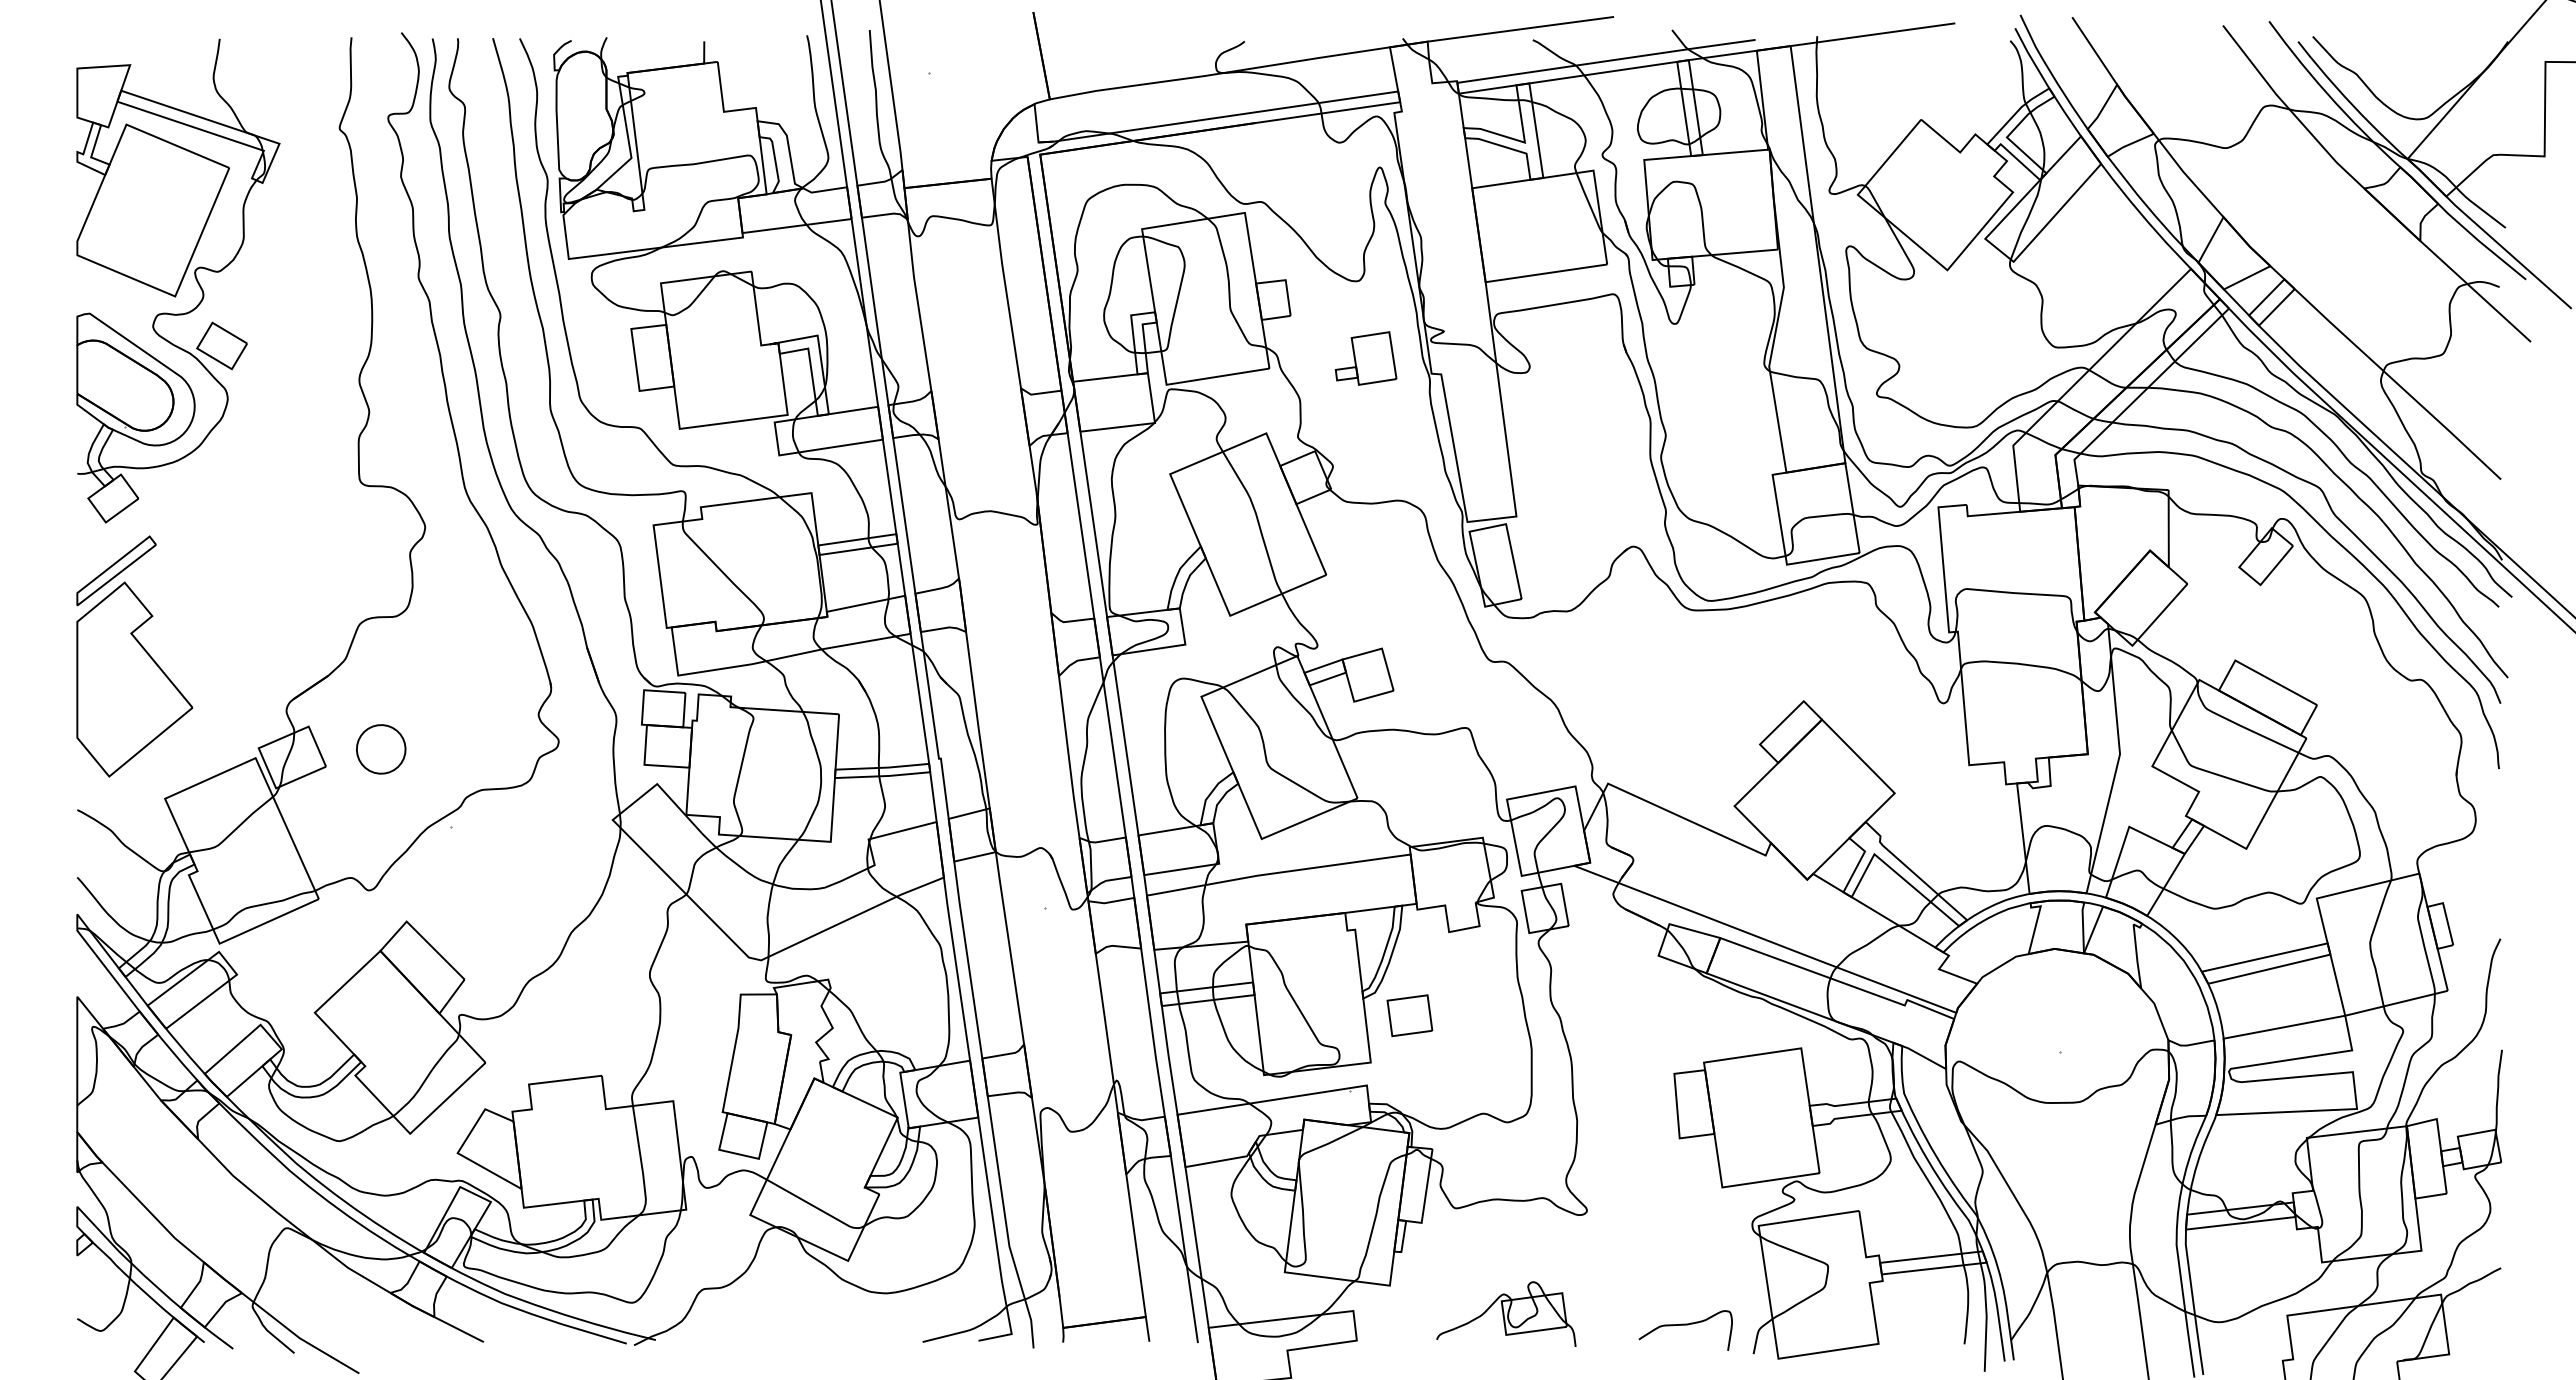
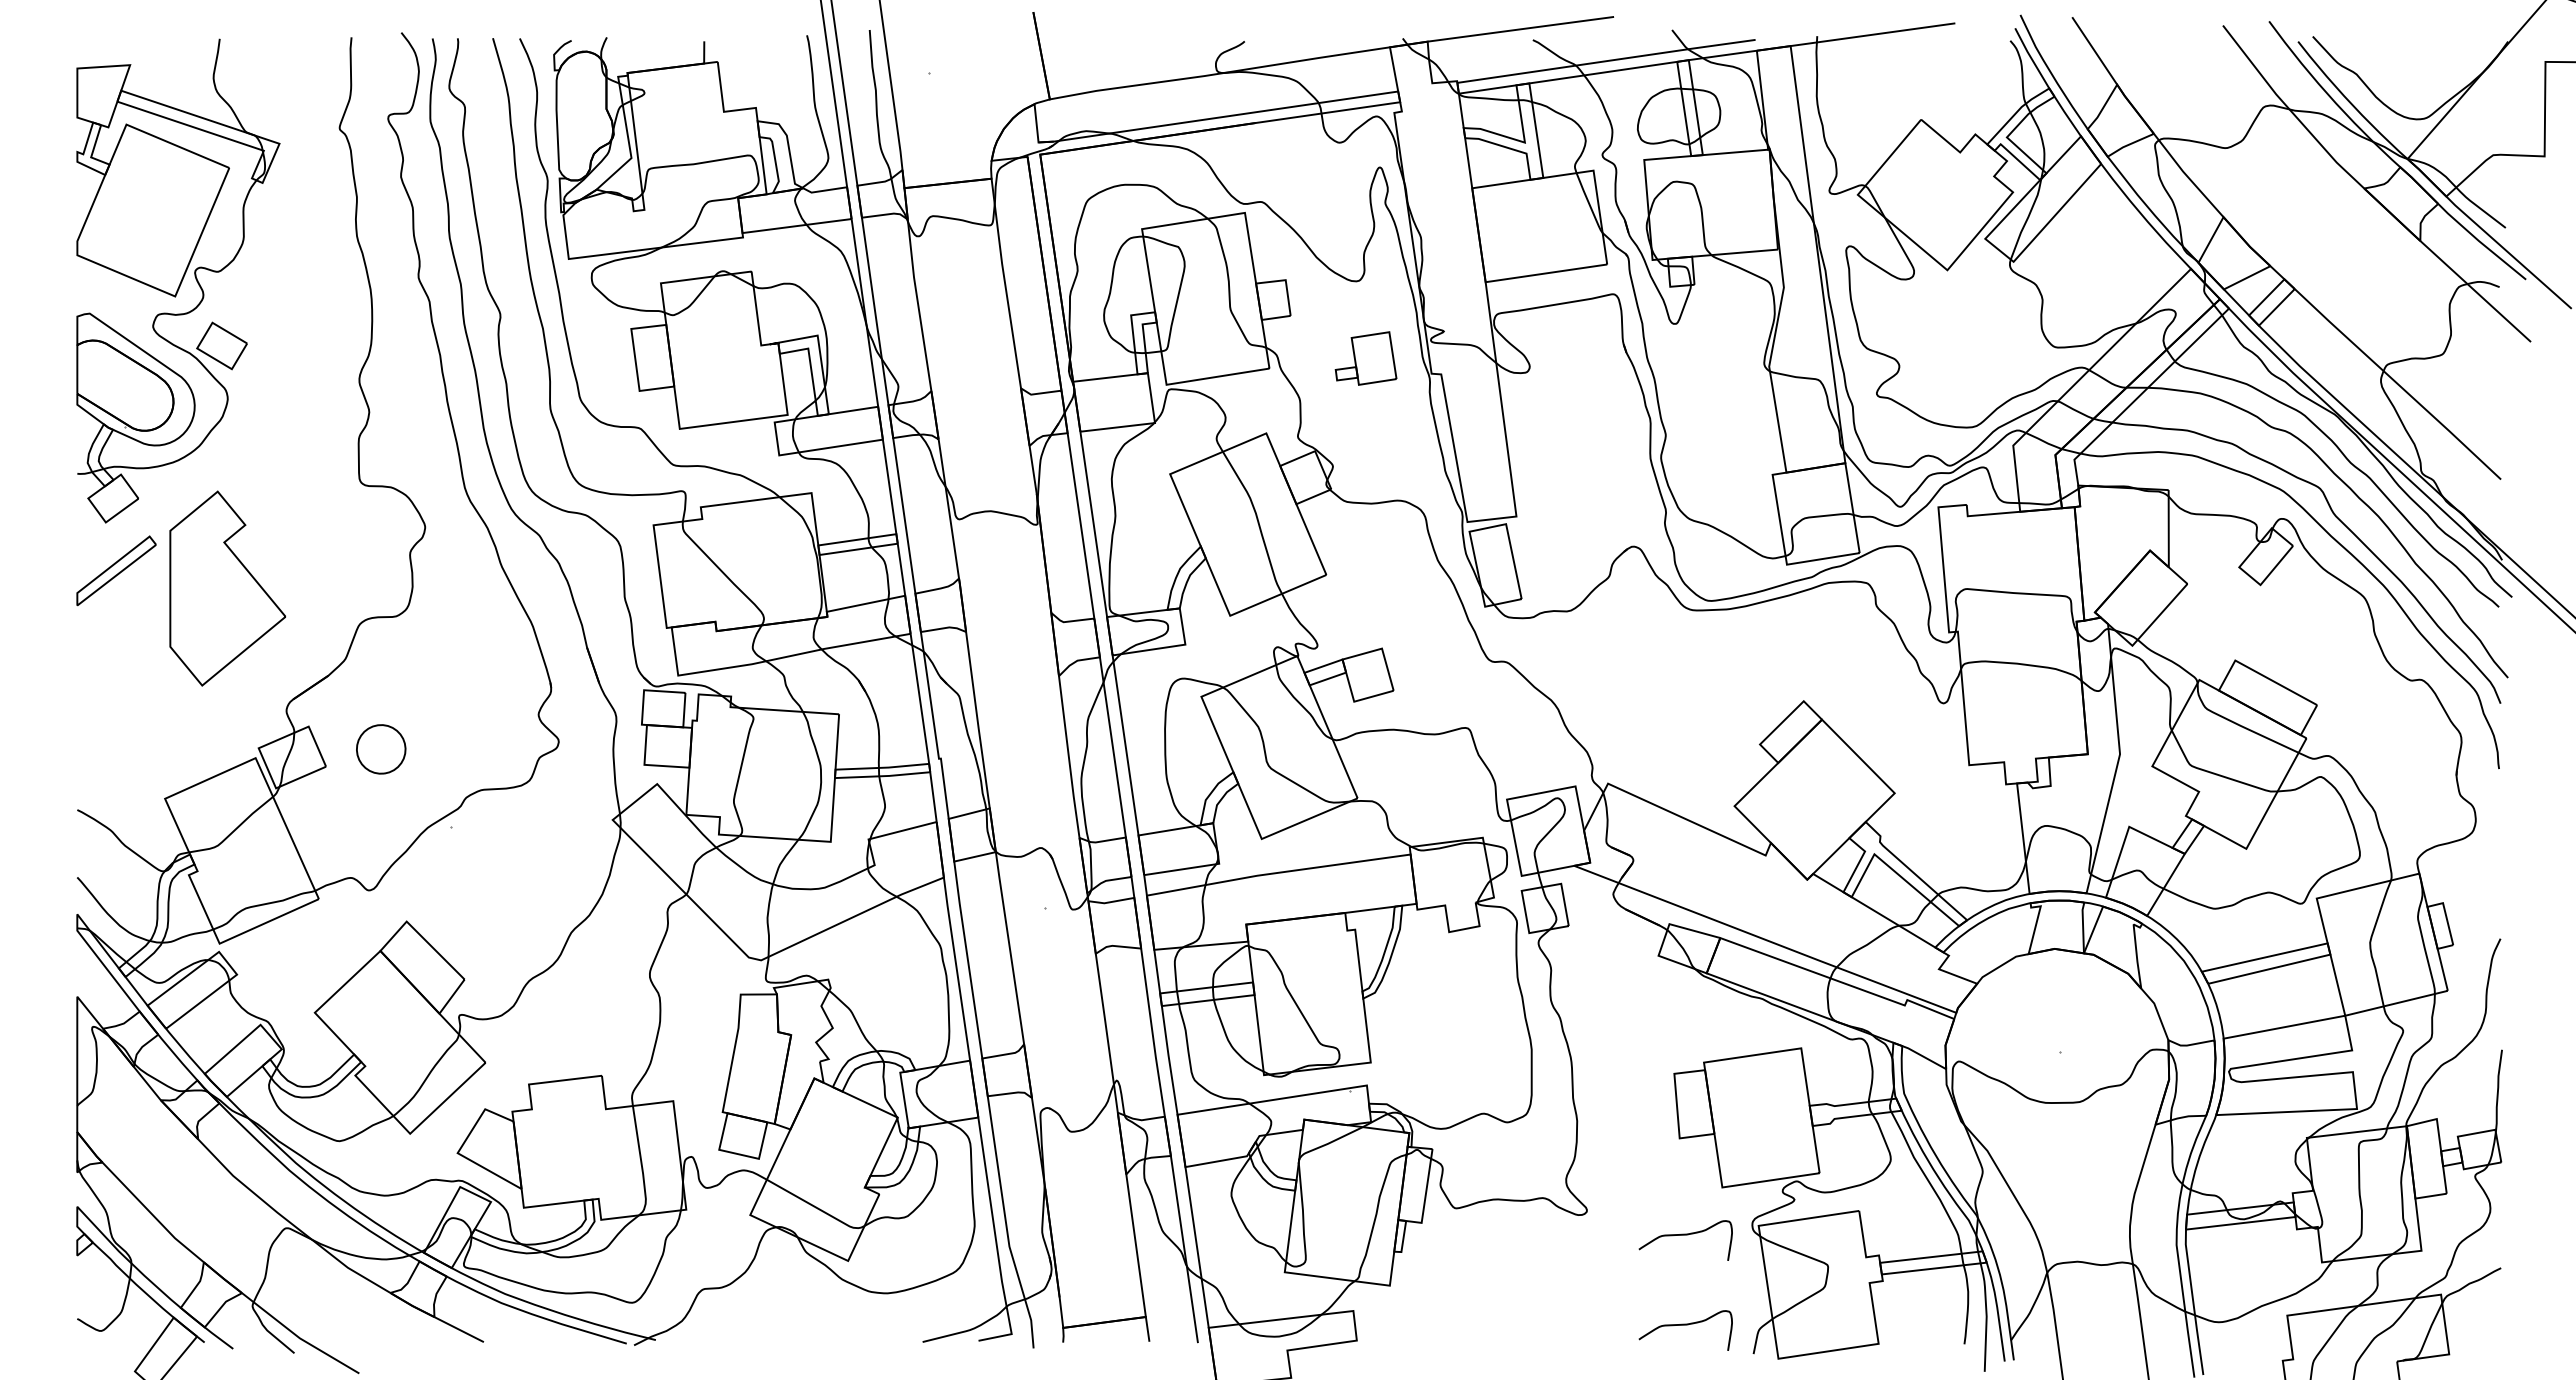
part position: (134, 679) -> (227, 588) (227, 588)
part: present -> none (1409, 1015)
curve: none -> present (1685, 1235)
part: present -> none (1506, 1313)
